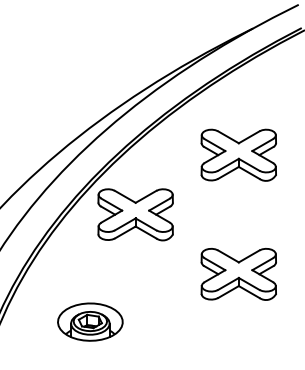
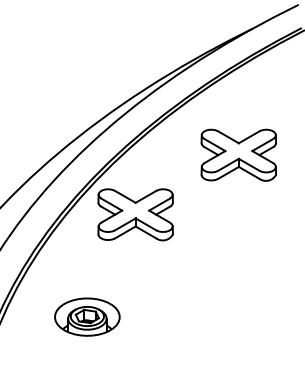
part: present -> none (238, 274)
part position: (90, 321) -> (87, 316) (87, 316)
